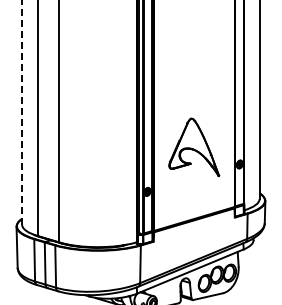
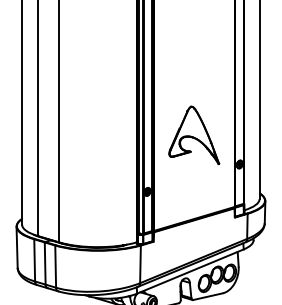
line: dashed -> solid (22, 112)
part position: (194, 147) -> (194, 135) (194, 135)
